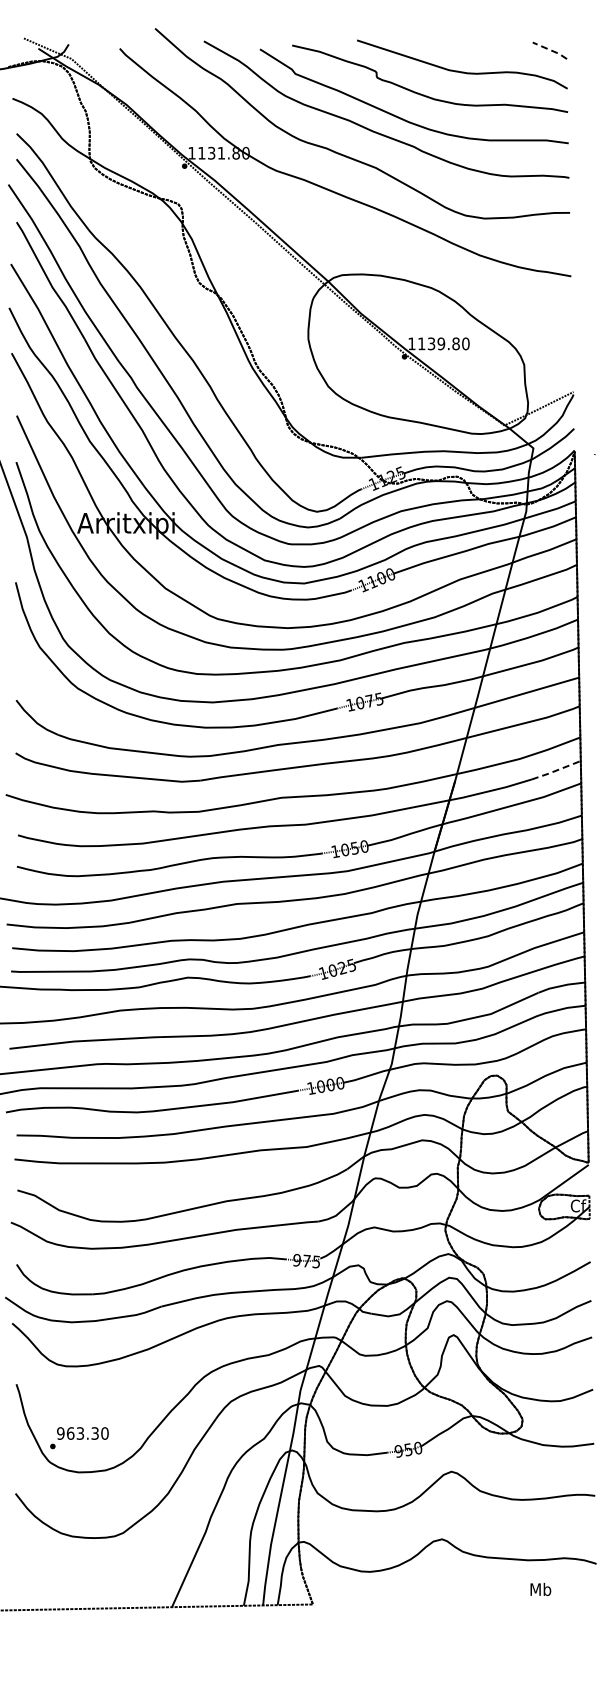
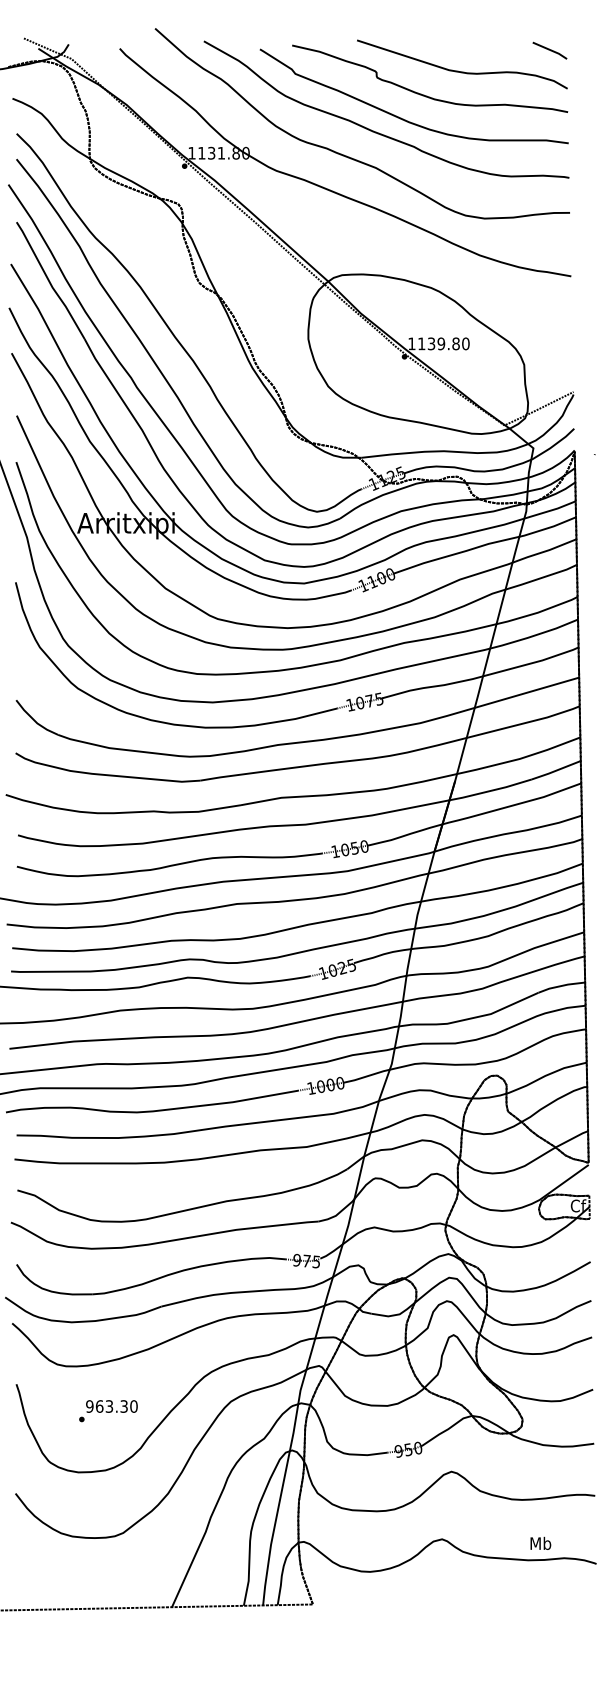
line: dashed -> solid (550, 50)
line: dashed -> solid (556, 770)
text position: (79, 1438) -> (108, 1411) (108, 1411)
text position: (540, 1588) -> (540, 1542) (540, 1542)
